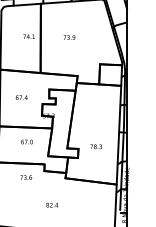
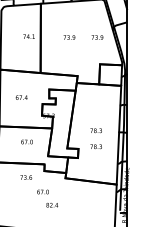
part: none -> present (97, 37)
part: none -> present (95, 130)
part: none -> present (42, 191)
